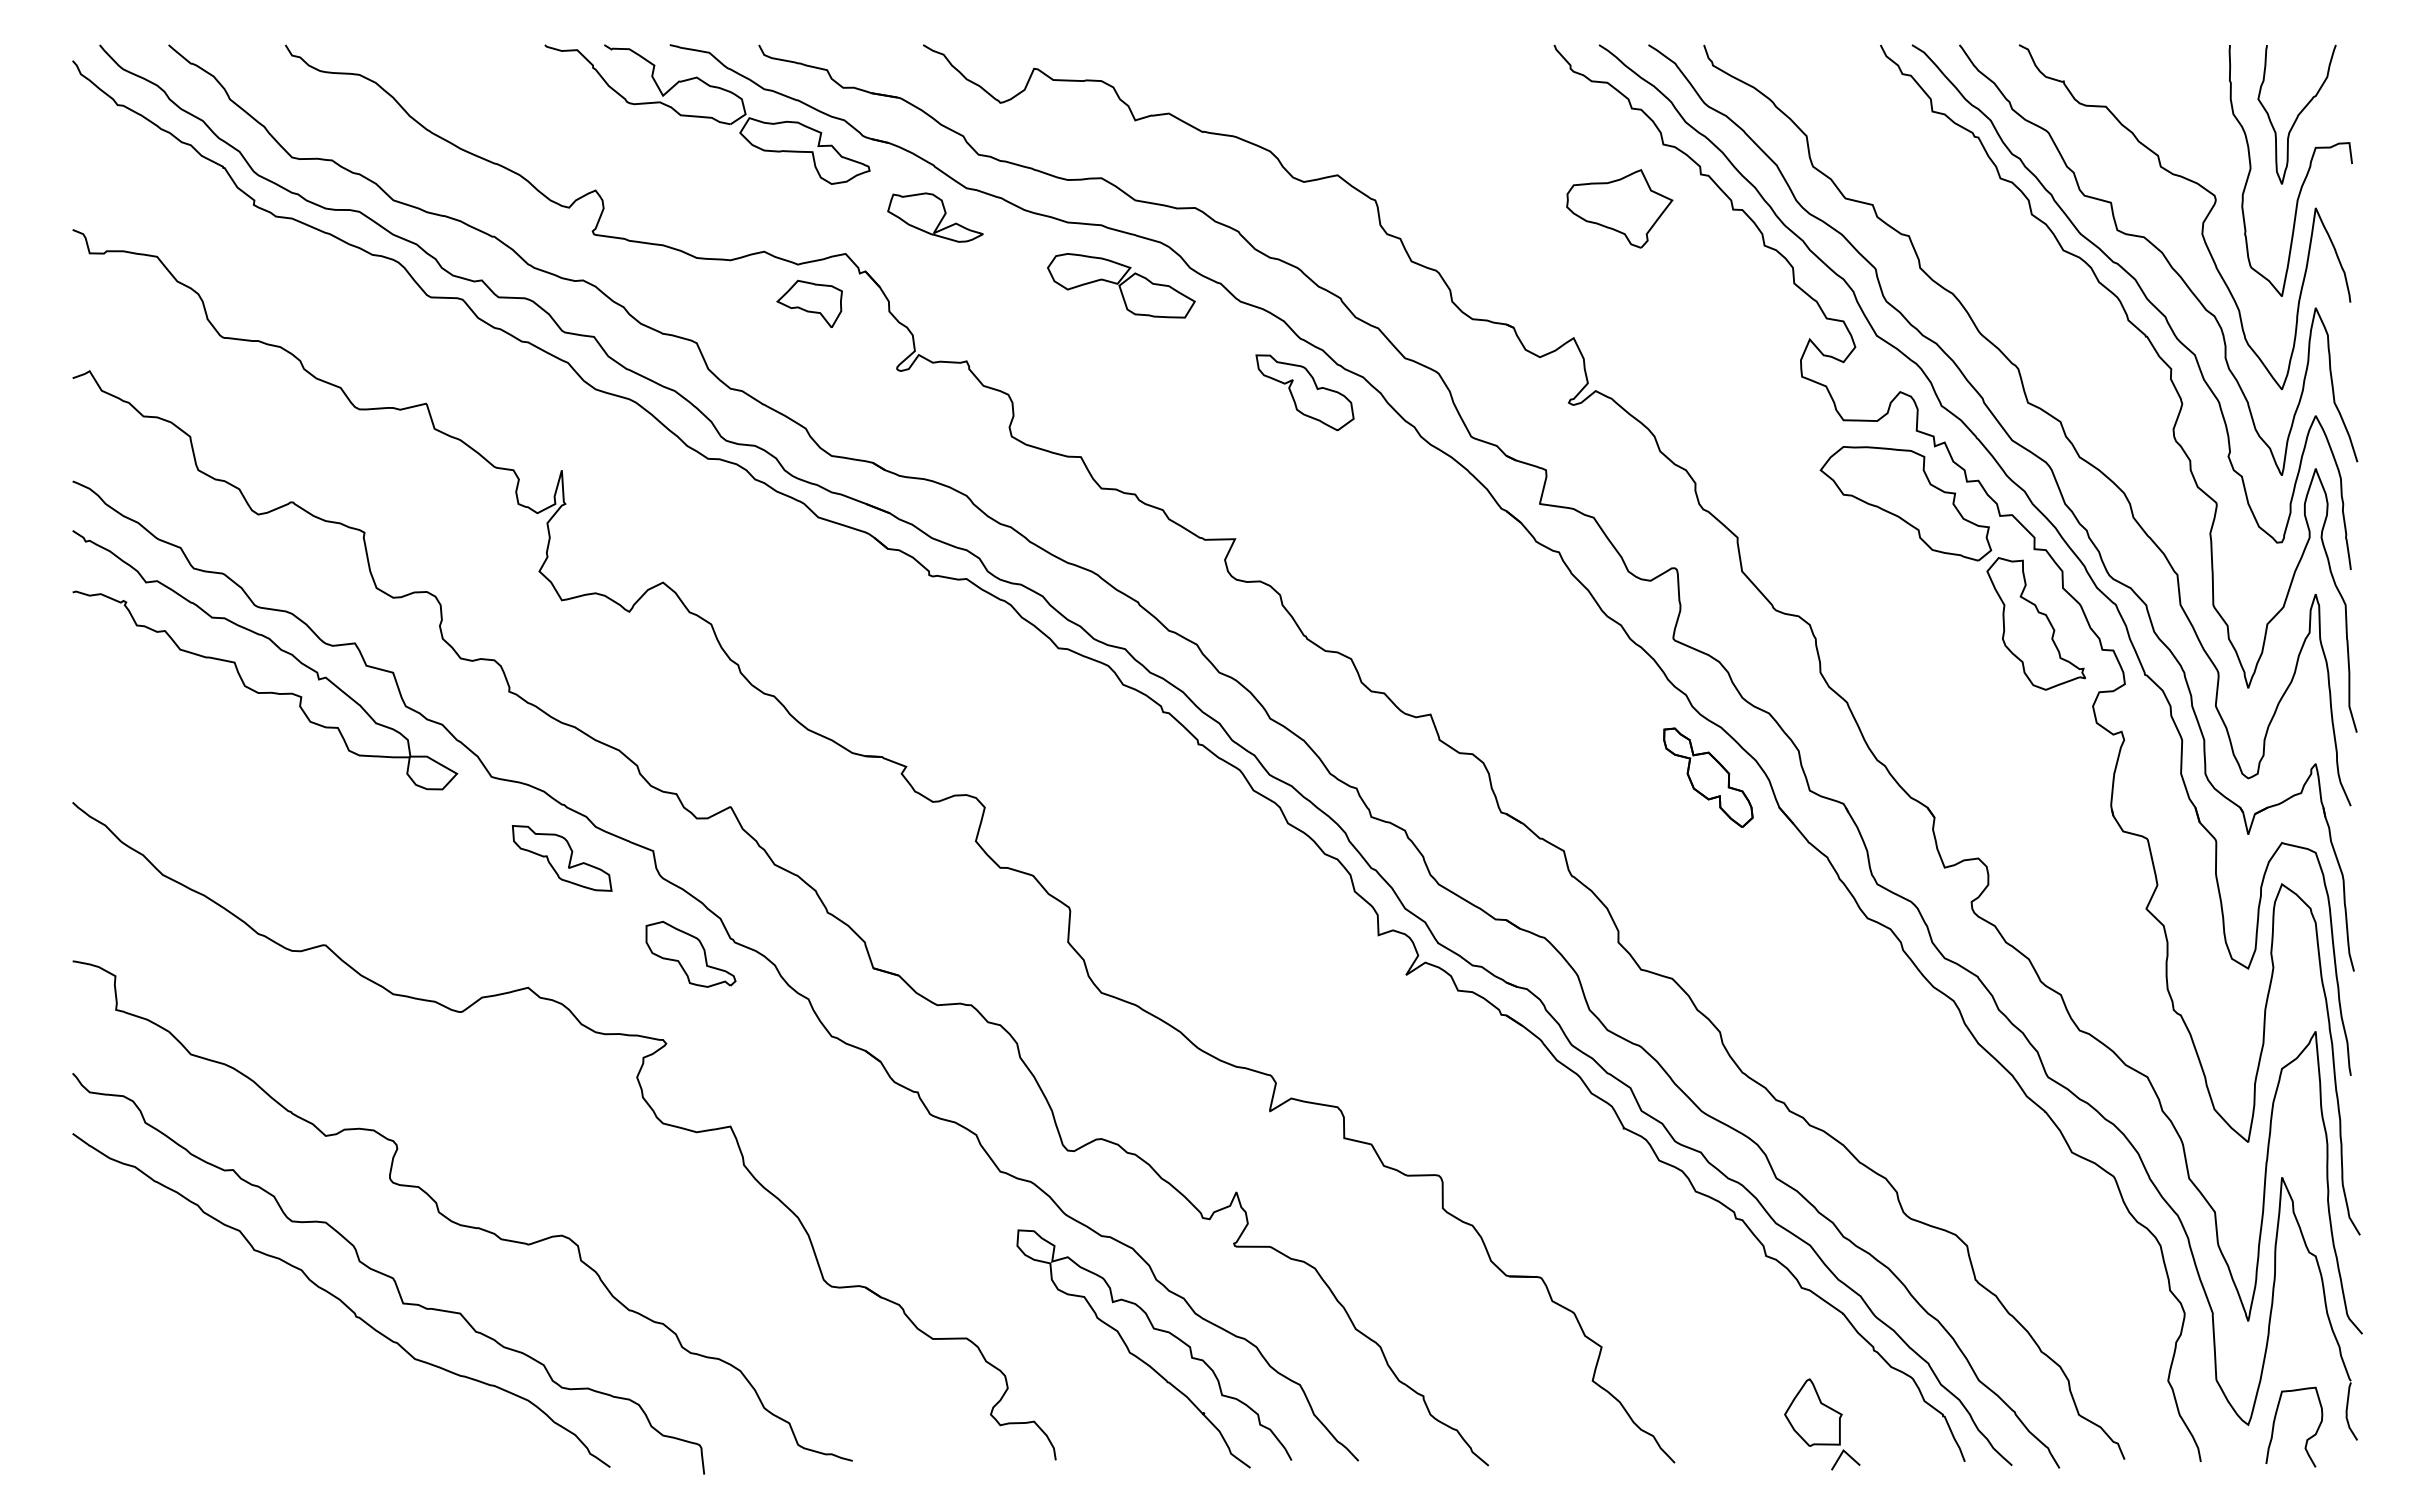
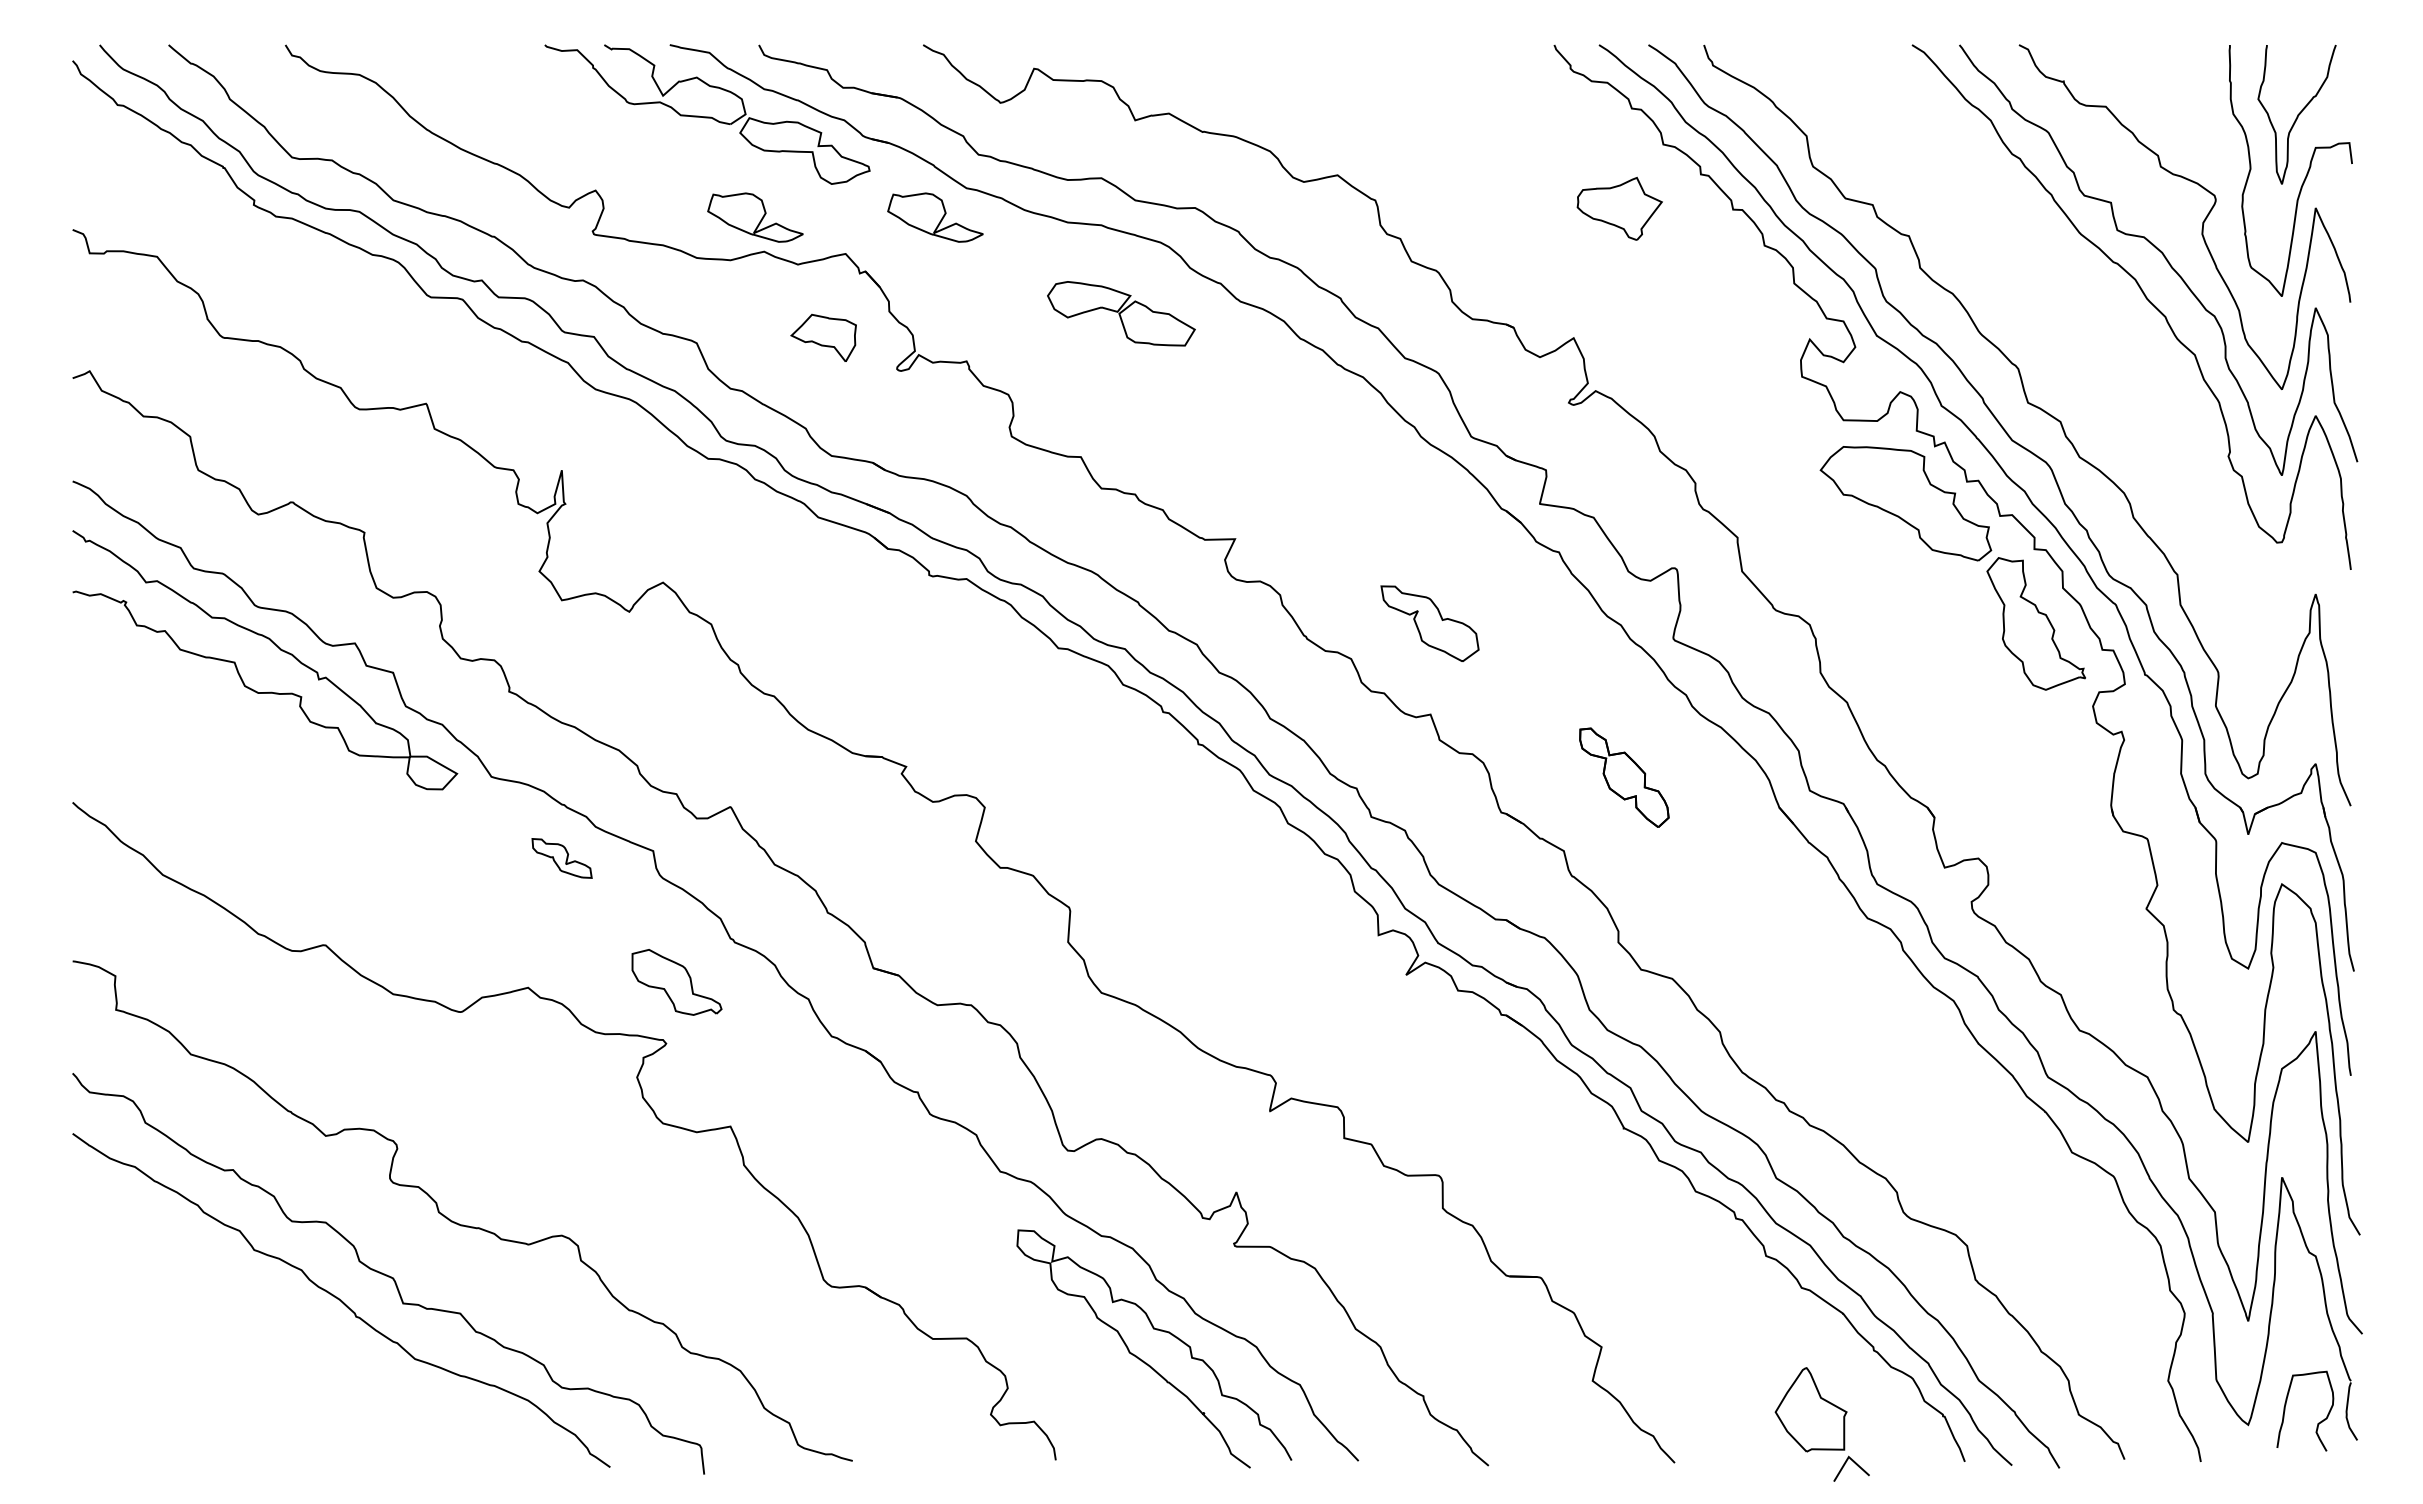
part size: 108x80 px -> 87x65 px (1619, 208)
part: none -> present (755, 217)
part position: (1121, 285) -> (1121, 313) (1121, 313)
part position: (809, 303) -> (823, 337) (823, 337)
curve: present -> none (2158, 357)
part position: (1304, 392) -> (1429, 623) (1429, 623)
part position: (1708, 777) -> (1624, 777) (1624, 777)
part size: 102x67 px -> 62x41 px (561, 858)
part position: (690, 954) -> (676, 982) (676, 982)
part size: 77x93 px -> 96x115 px (1821, 1424)
curve position: (2307, 1438) -> (2318, 1422) (2318, 1422)
